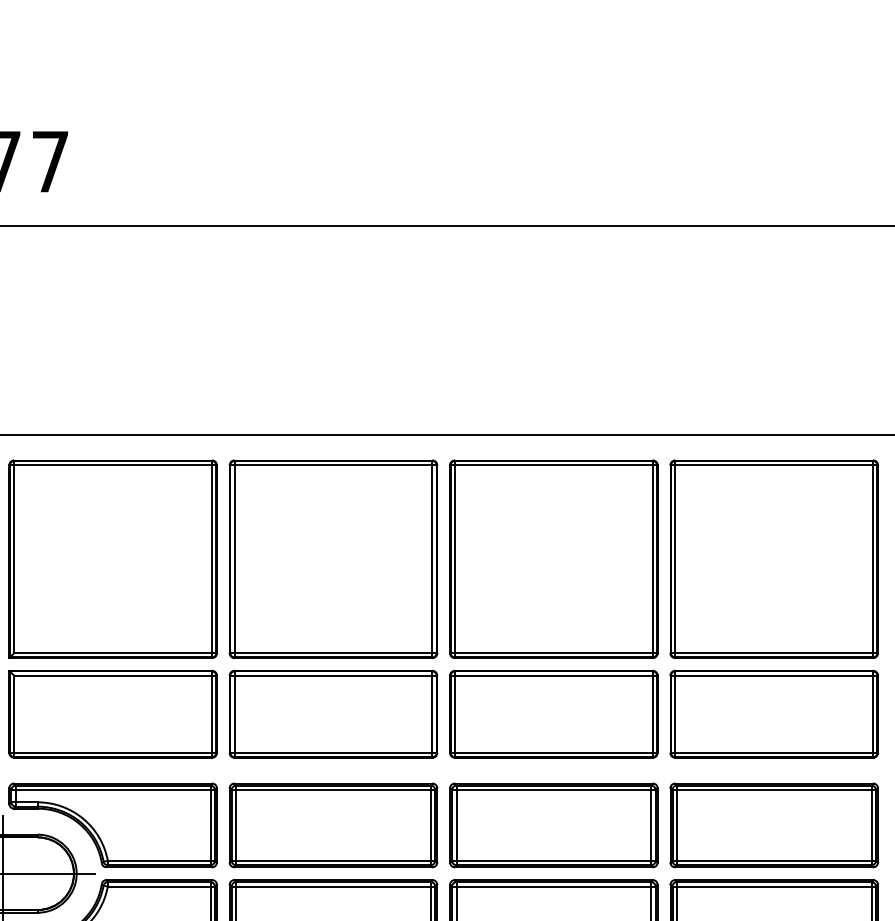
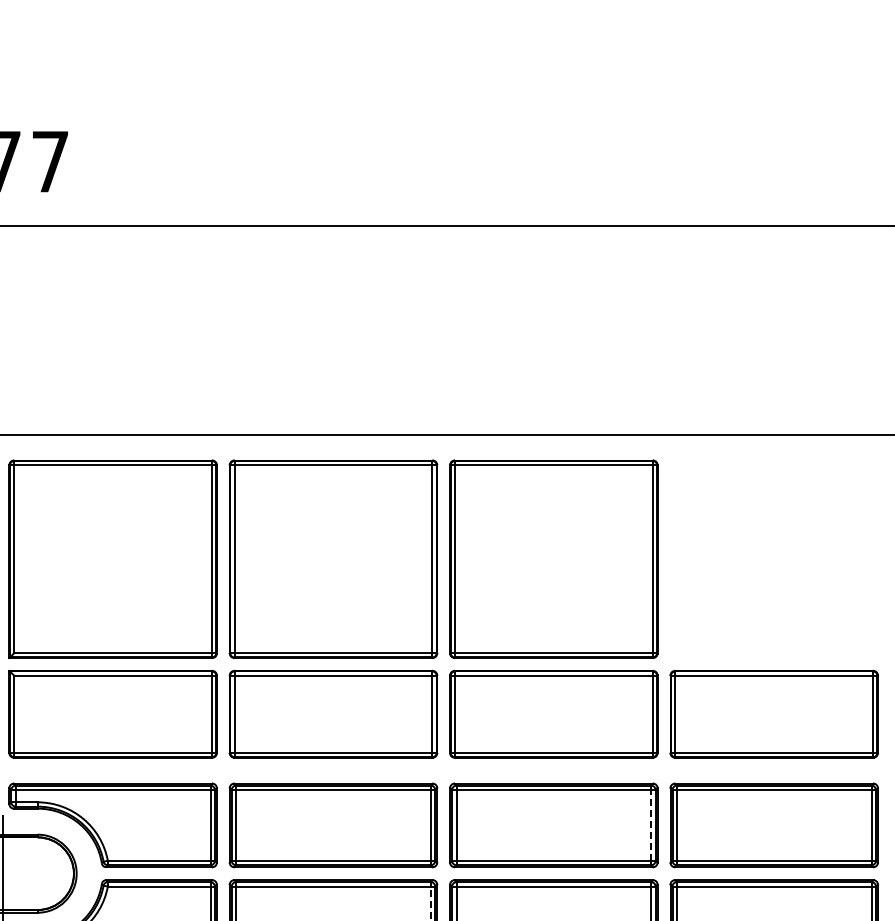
part: present -> none (773, 558)
line: solid -> dashed (651, 824)
line: present -> none (49, 873)
line: solid -> dashed (430, 903)
